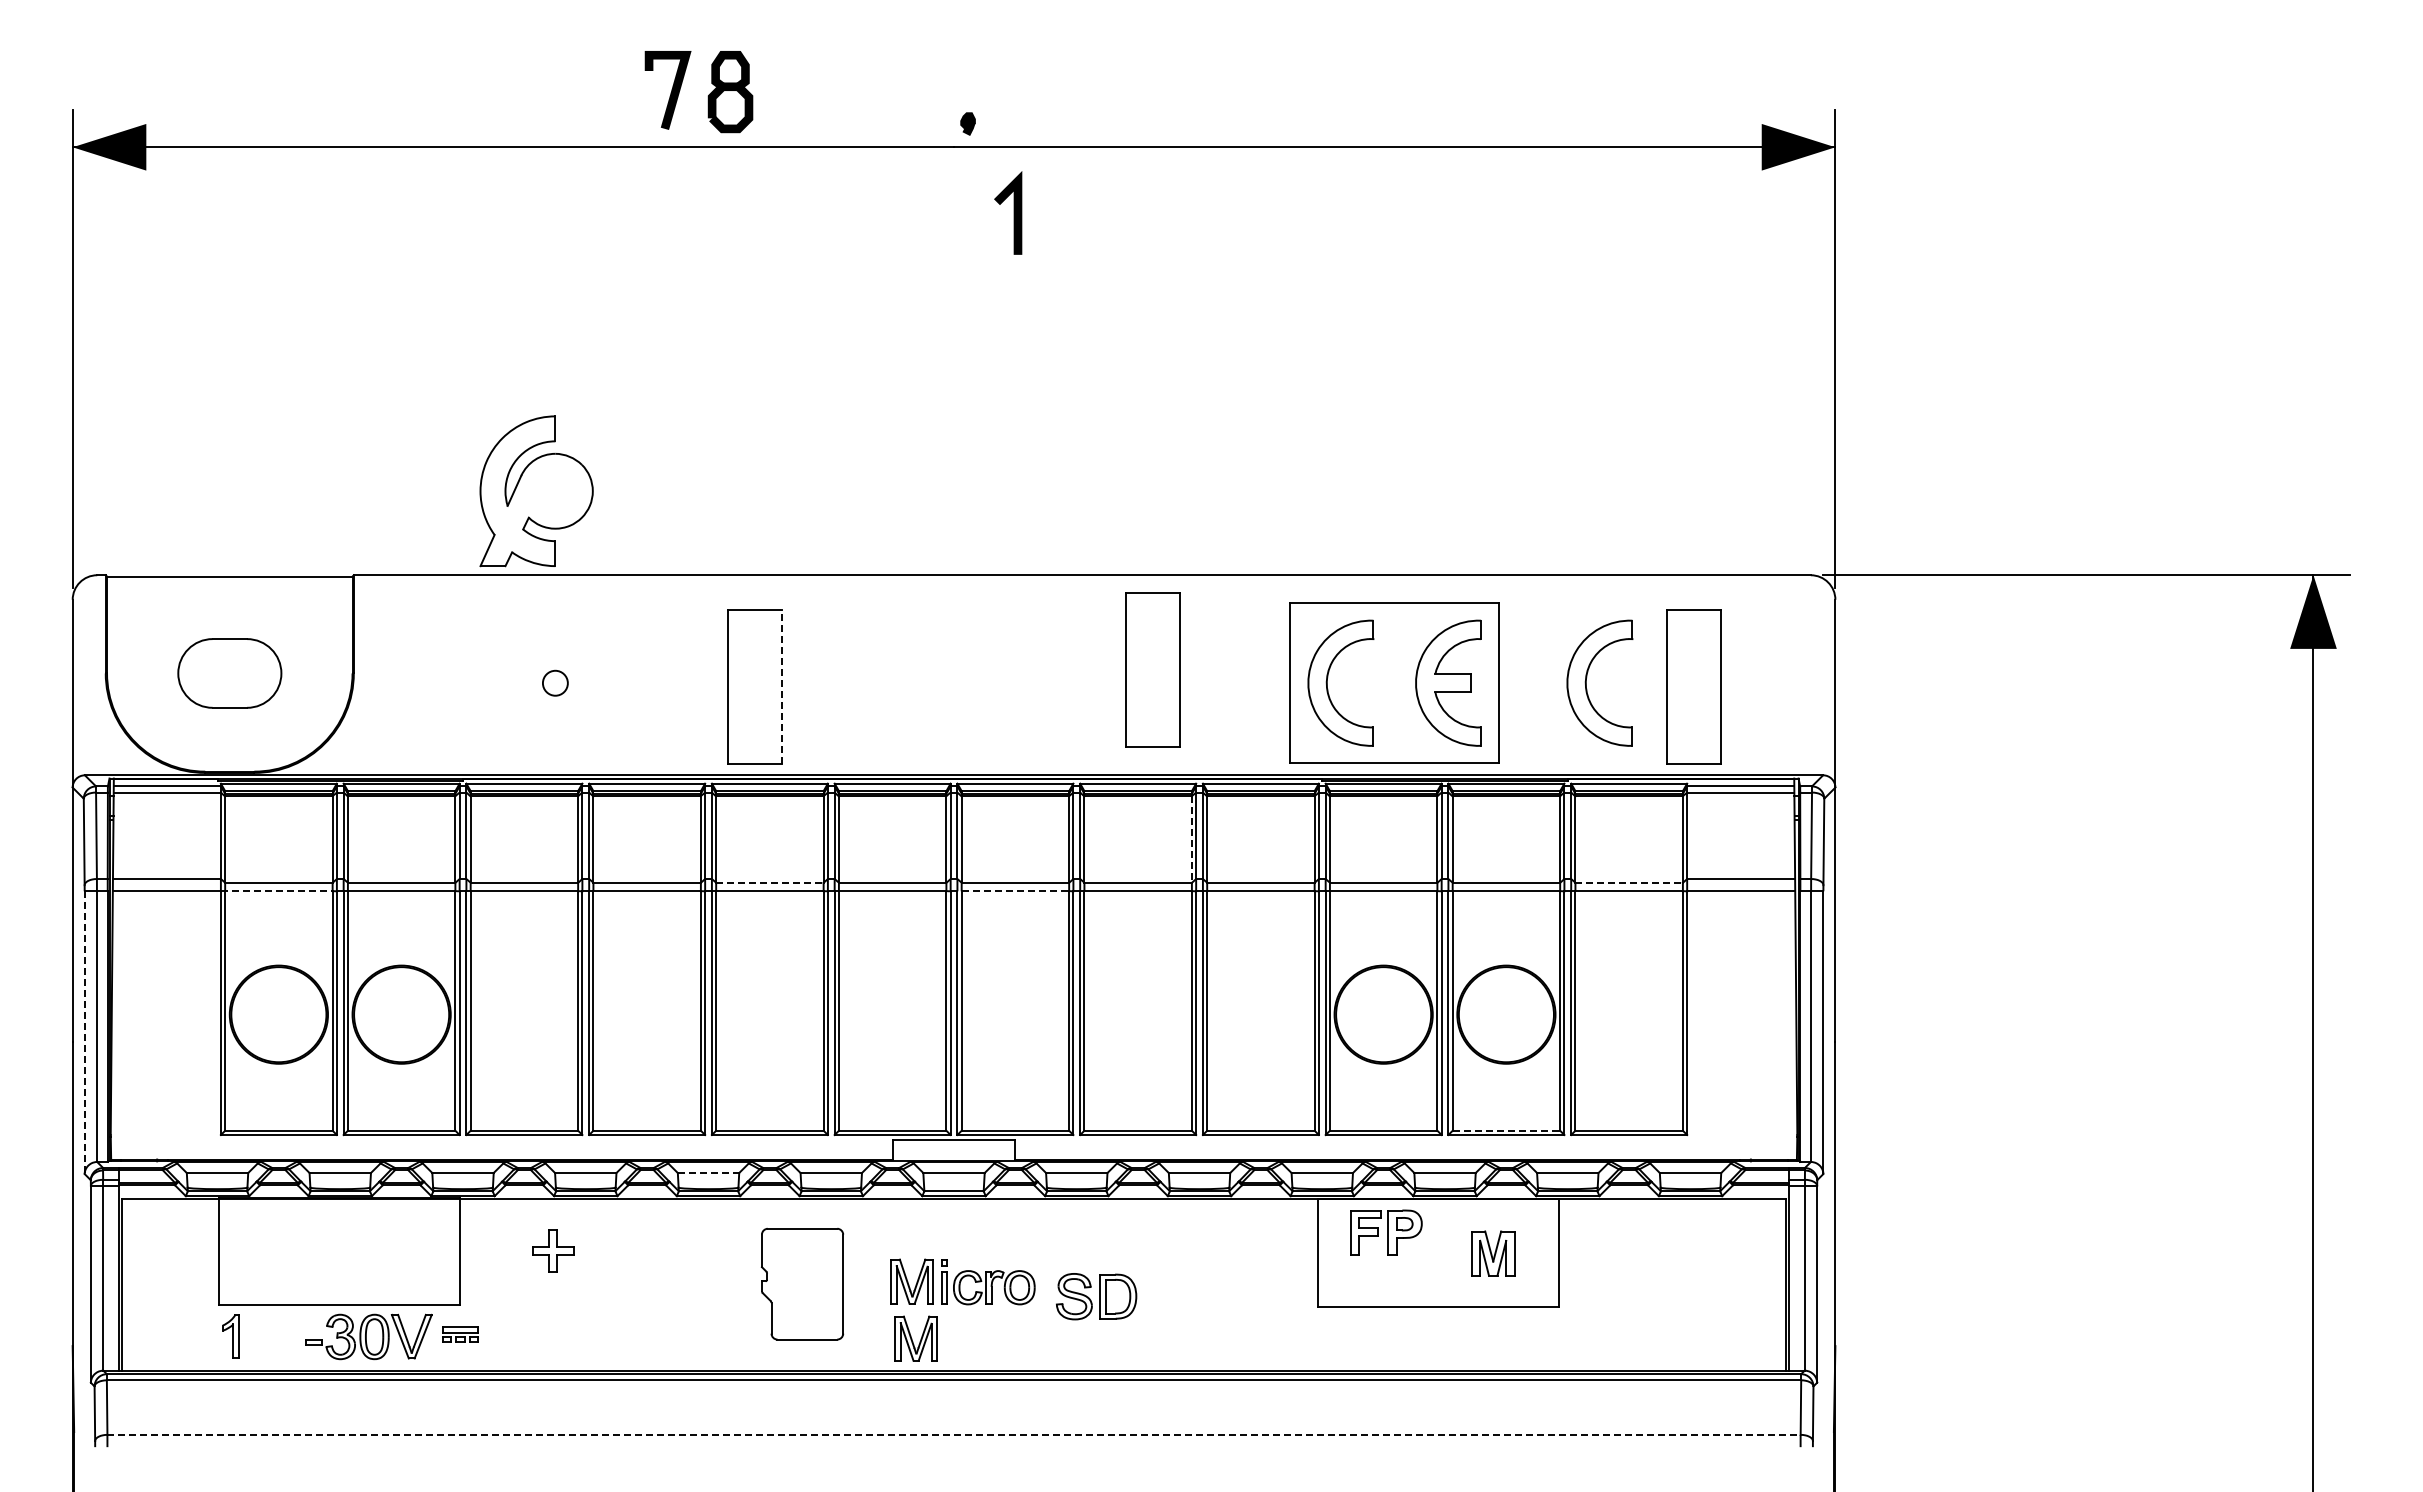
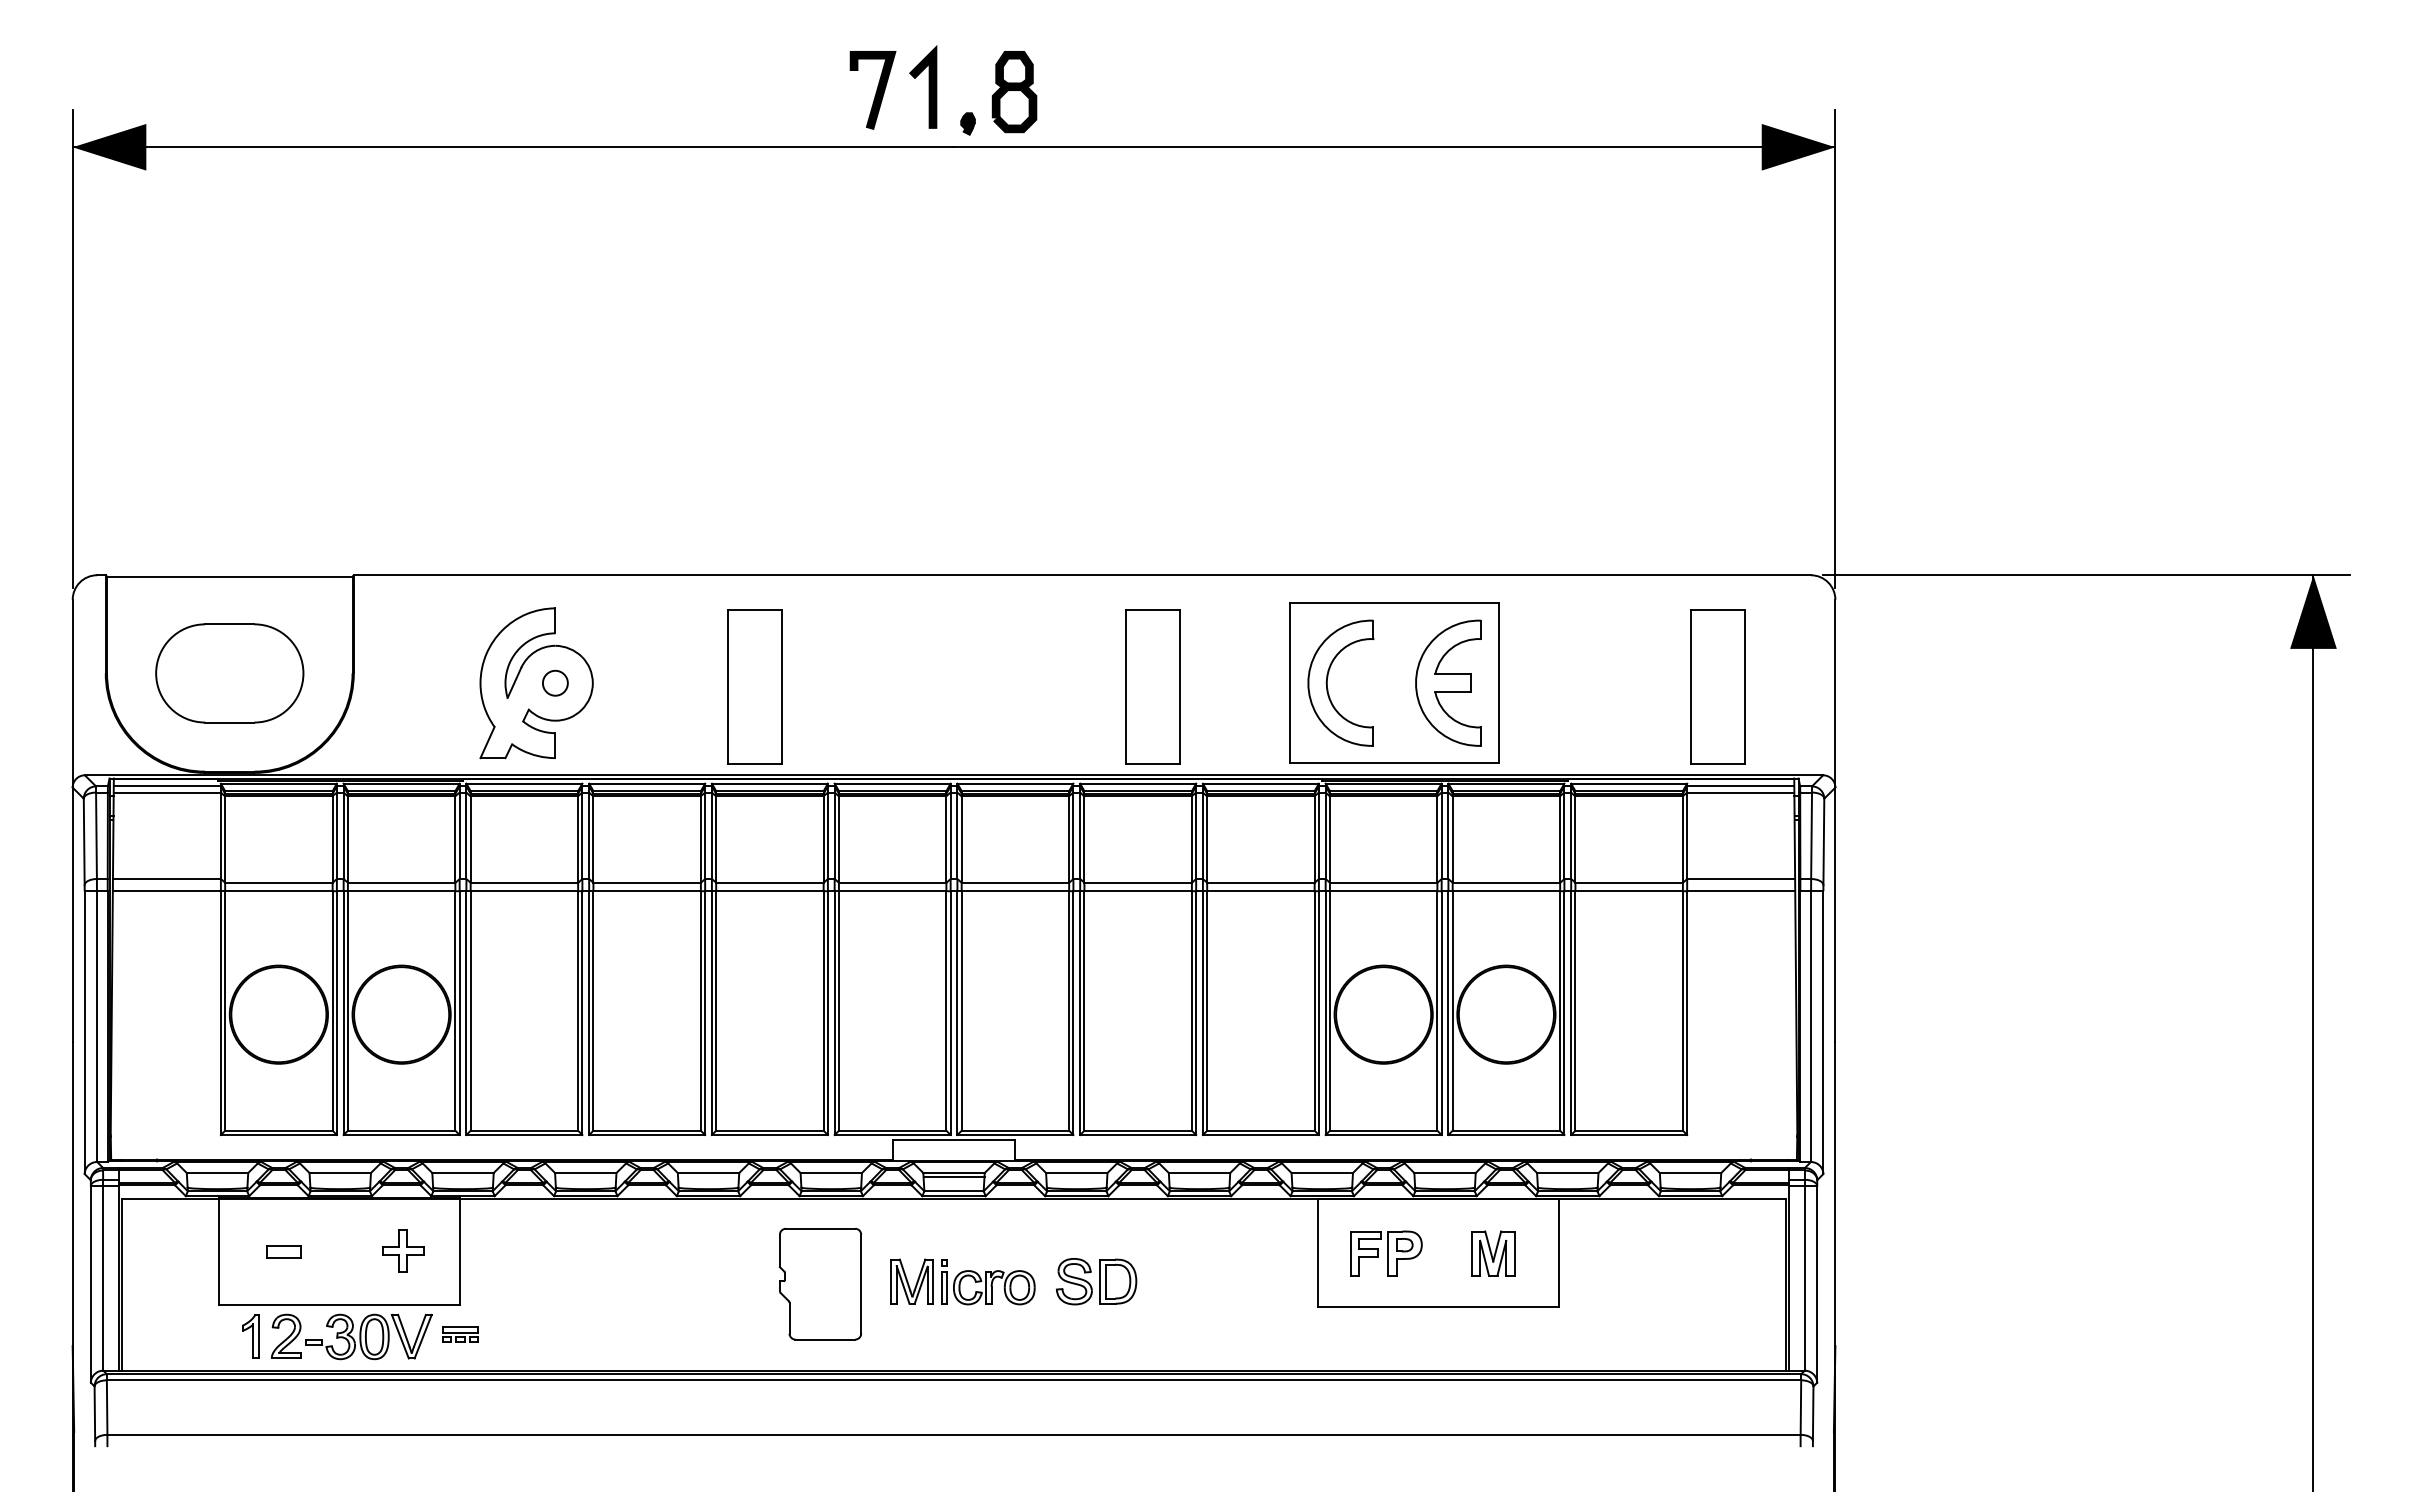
line position: (670, 92) -> (875, 92) (875, 92)
part position: (730, 92) -> (1014, 92) (1014, 92)
line position: (1013, 212) -> (928, 86) (928, 86)
part position: (536, 491) -> (536, 683) (536, 683)
part position: (1152, 669) -> (1152, 686) (1152, 686)
part size: 106x71 px -> 150x101 px (229, 673)
part: present -> none (1587, 677)
line: dashed -> solid (782, 686)
part position: (1693, 686) -> (1717, 686) (1717, 686)
line: dashed -> solid (1191, 840)
line: dashed -> solid (769, 882)
line: dashed -> solid (1629, 882)
line: dashed -> solid (276, 891)
line: dashed -> solid (1010, 891)
line: dashed -> solid (84, 1033)
line: dashed -> solid (1506, 1130)
line: dashed -> solid (708, 1173)
line: none -> present (953, 1177)
part position: (1386, 1232) -> (1386, 1253) (1386, 1253)
part position: (553, 1250) -> (403, 1250) (403, 1250)
part: none -> present (283, 1251)
part position: (801, 1283) -> (819, 1283) (819, 1283)
part position: (1096, 1296) -> (1096, 1281) (1096, 1281)
part: none -> present (286, 1335)
part position: (230, 1336) -> (250, 1336) (250, 1336)
part: present -> none (915, 1338)
line: dashed -> solid (954, 1434)
